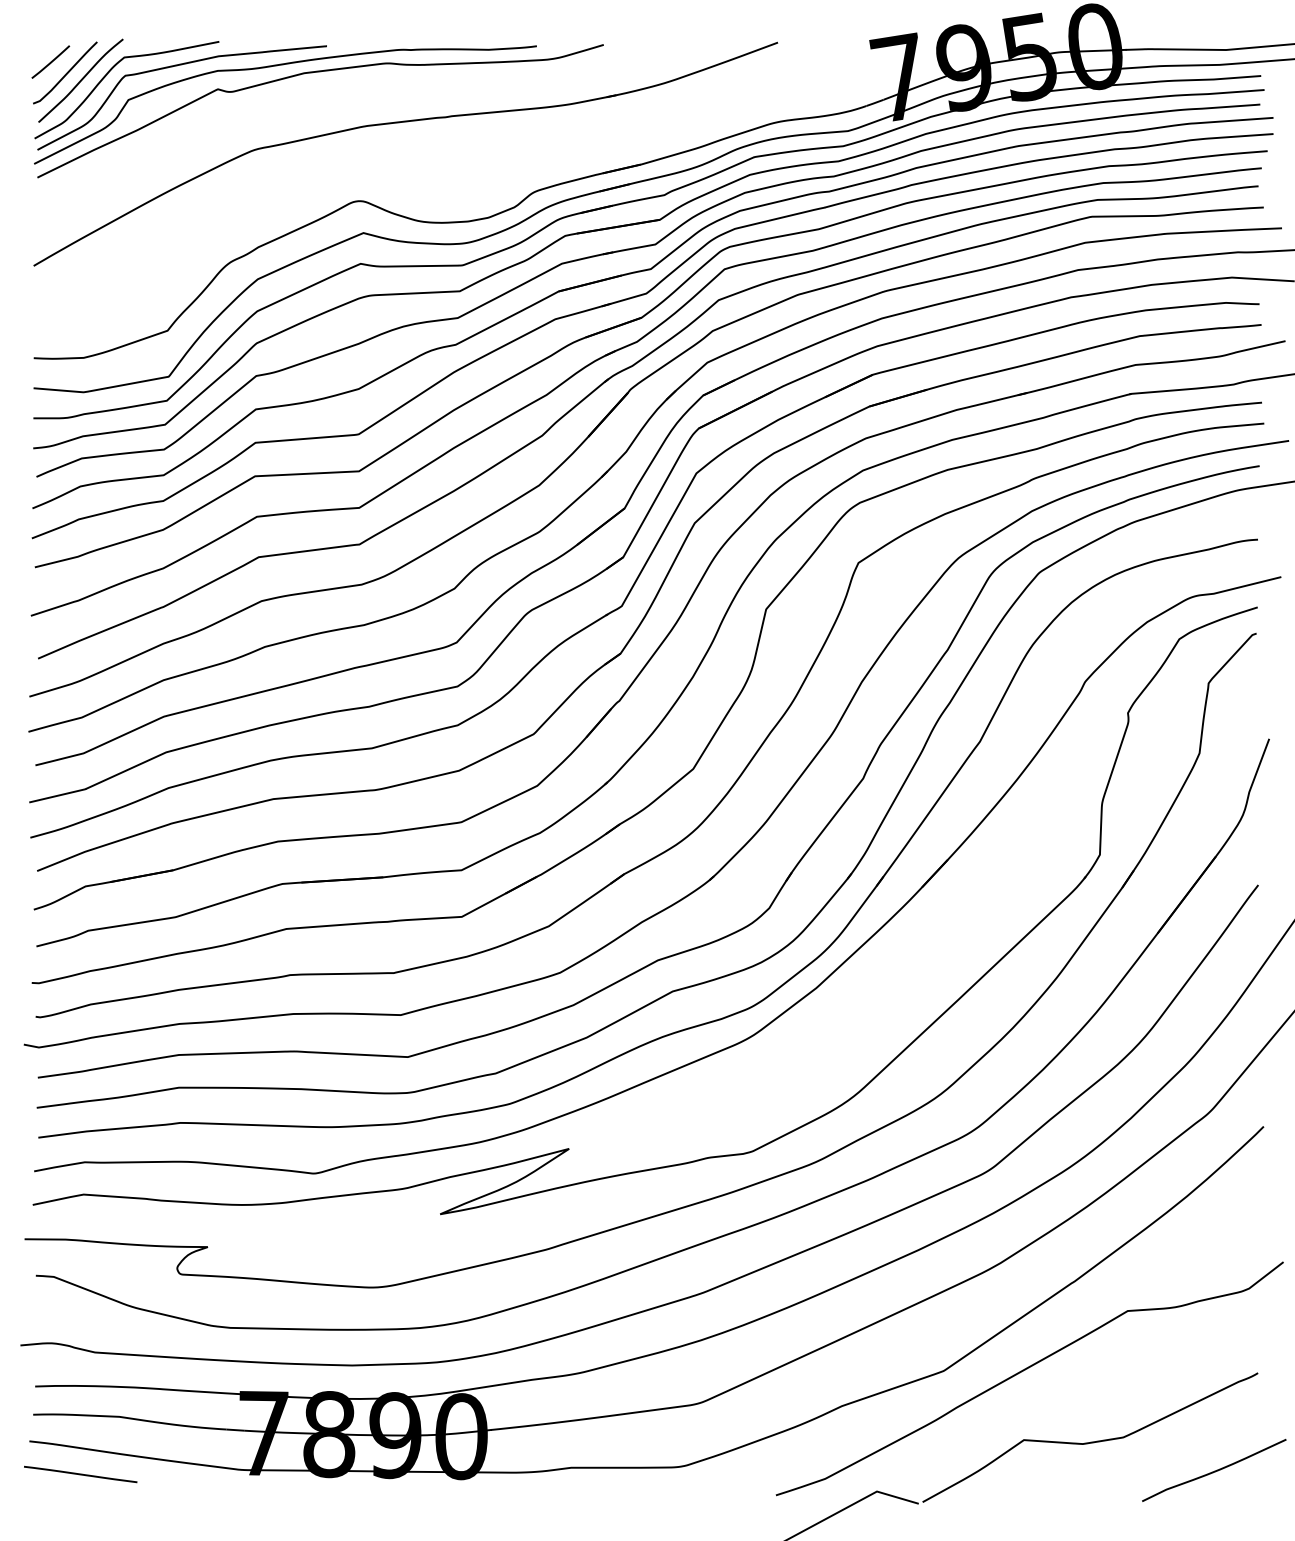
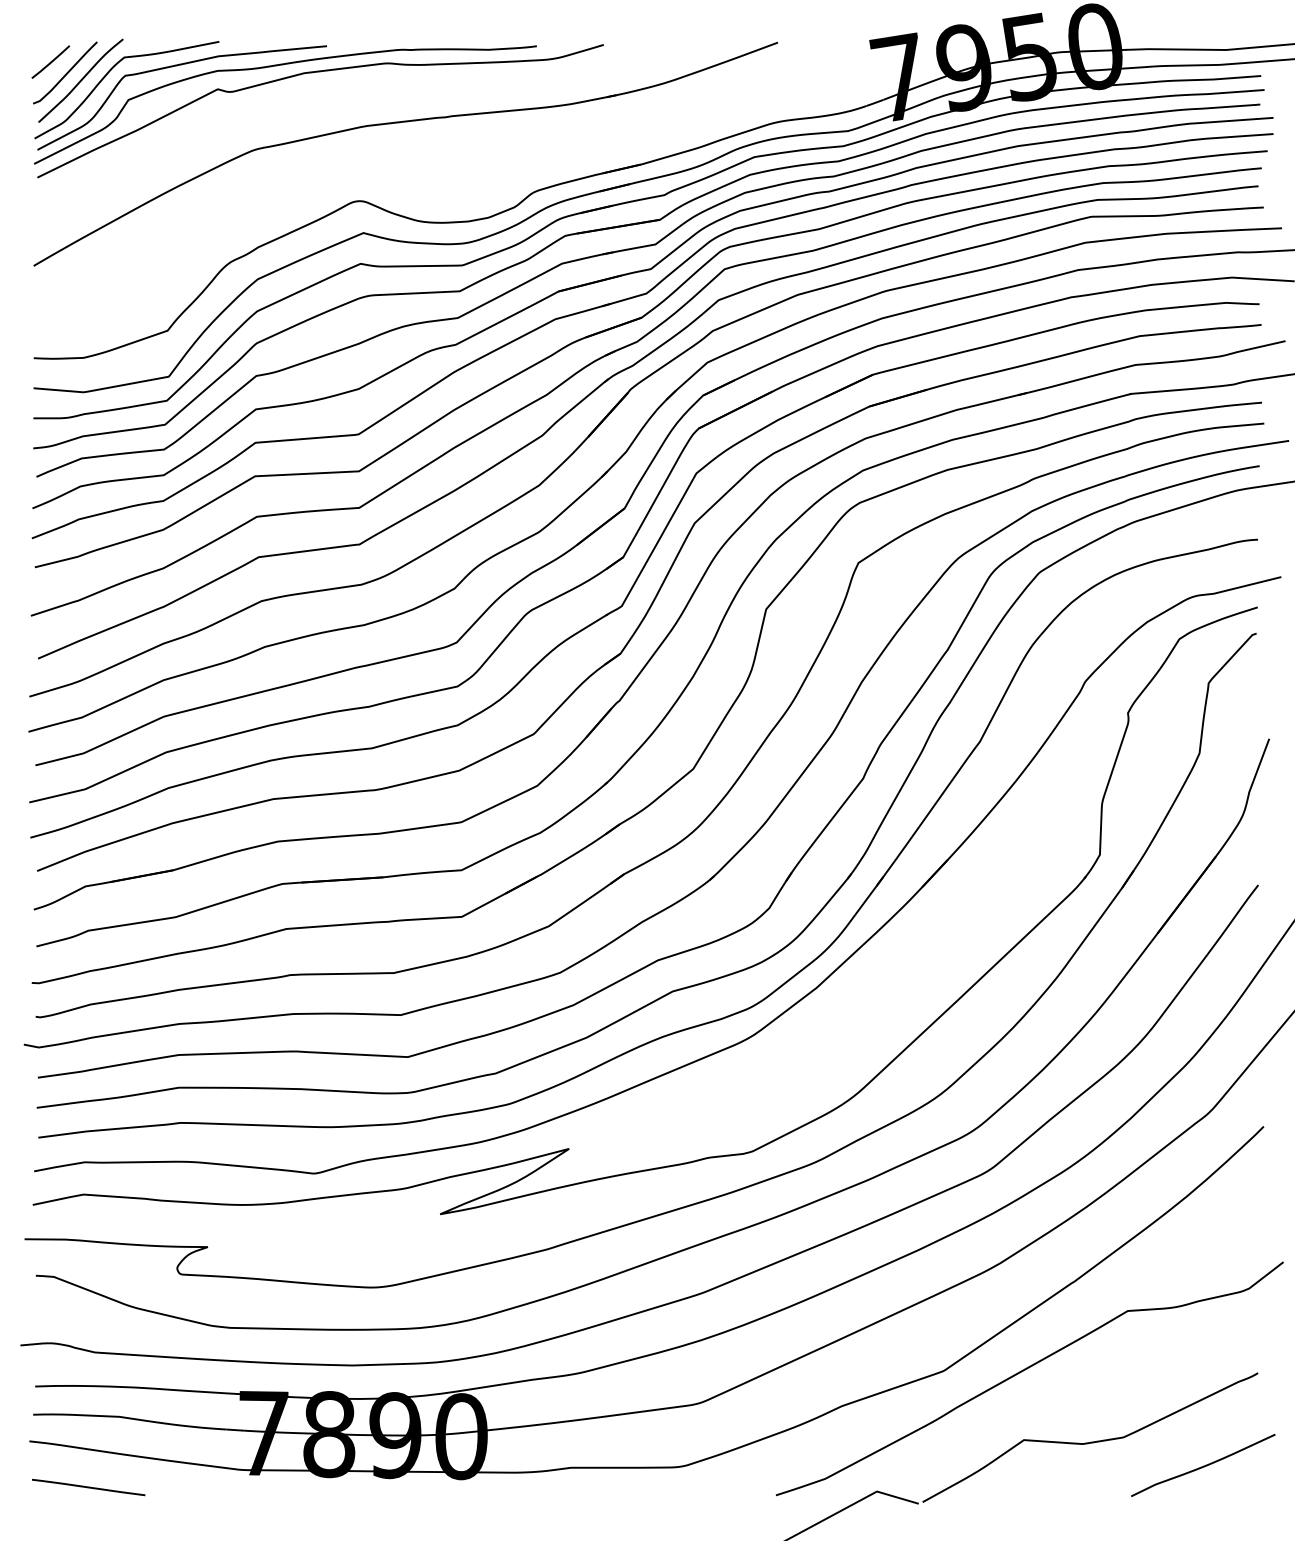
curve position: (1214, 1470) -> (1203, 1465) (1203, 1465)
line position: (80, 1474) -> (88, 1487) (88, 1487)
